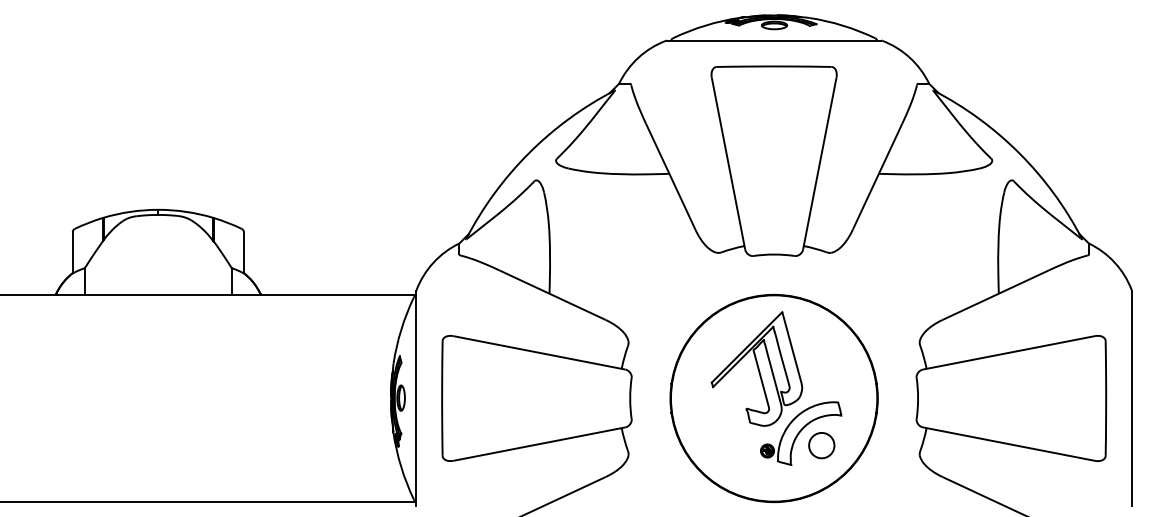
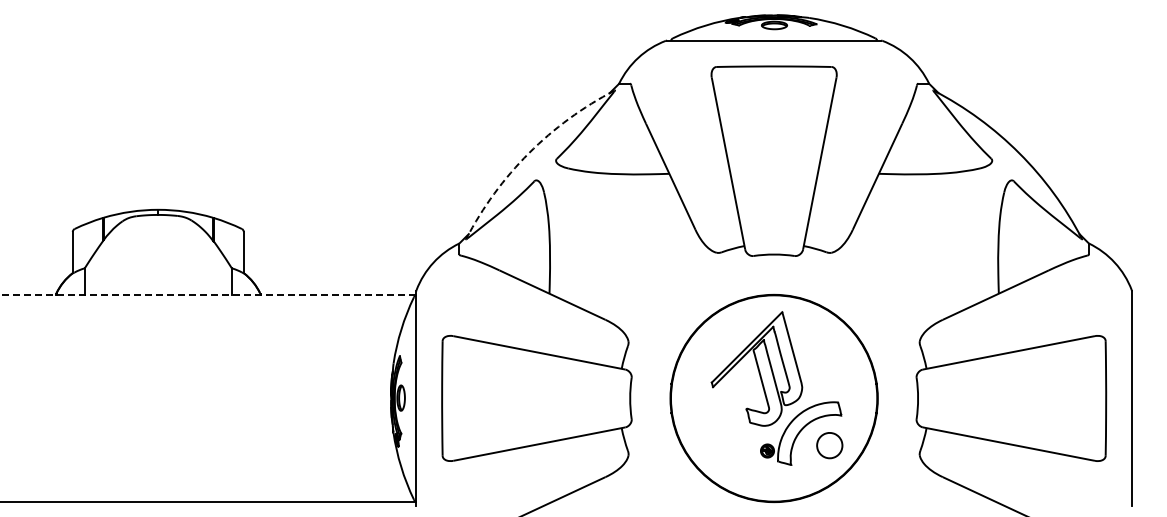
arc: solid -> dashed (528, 153)
line: solid -> dashed (208, 295)
part position: (821, 445) -> (829, 445) (829, 445)
